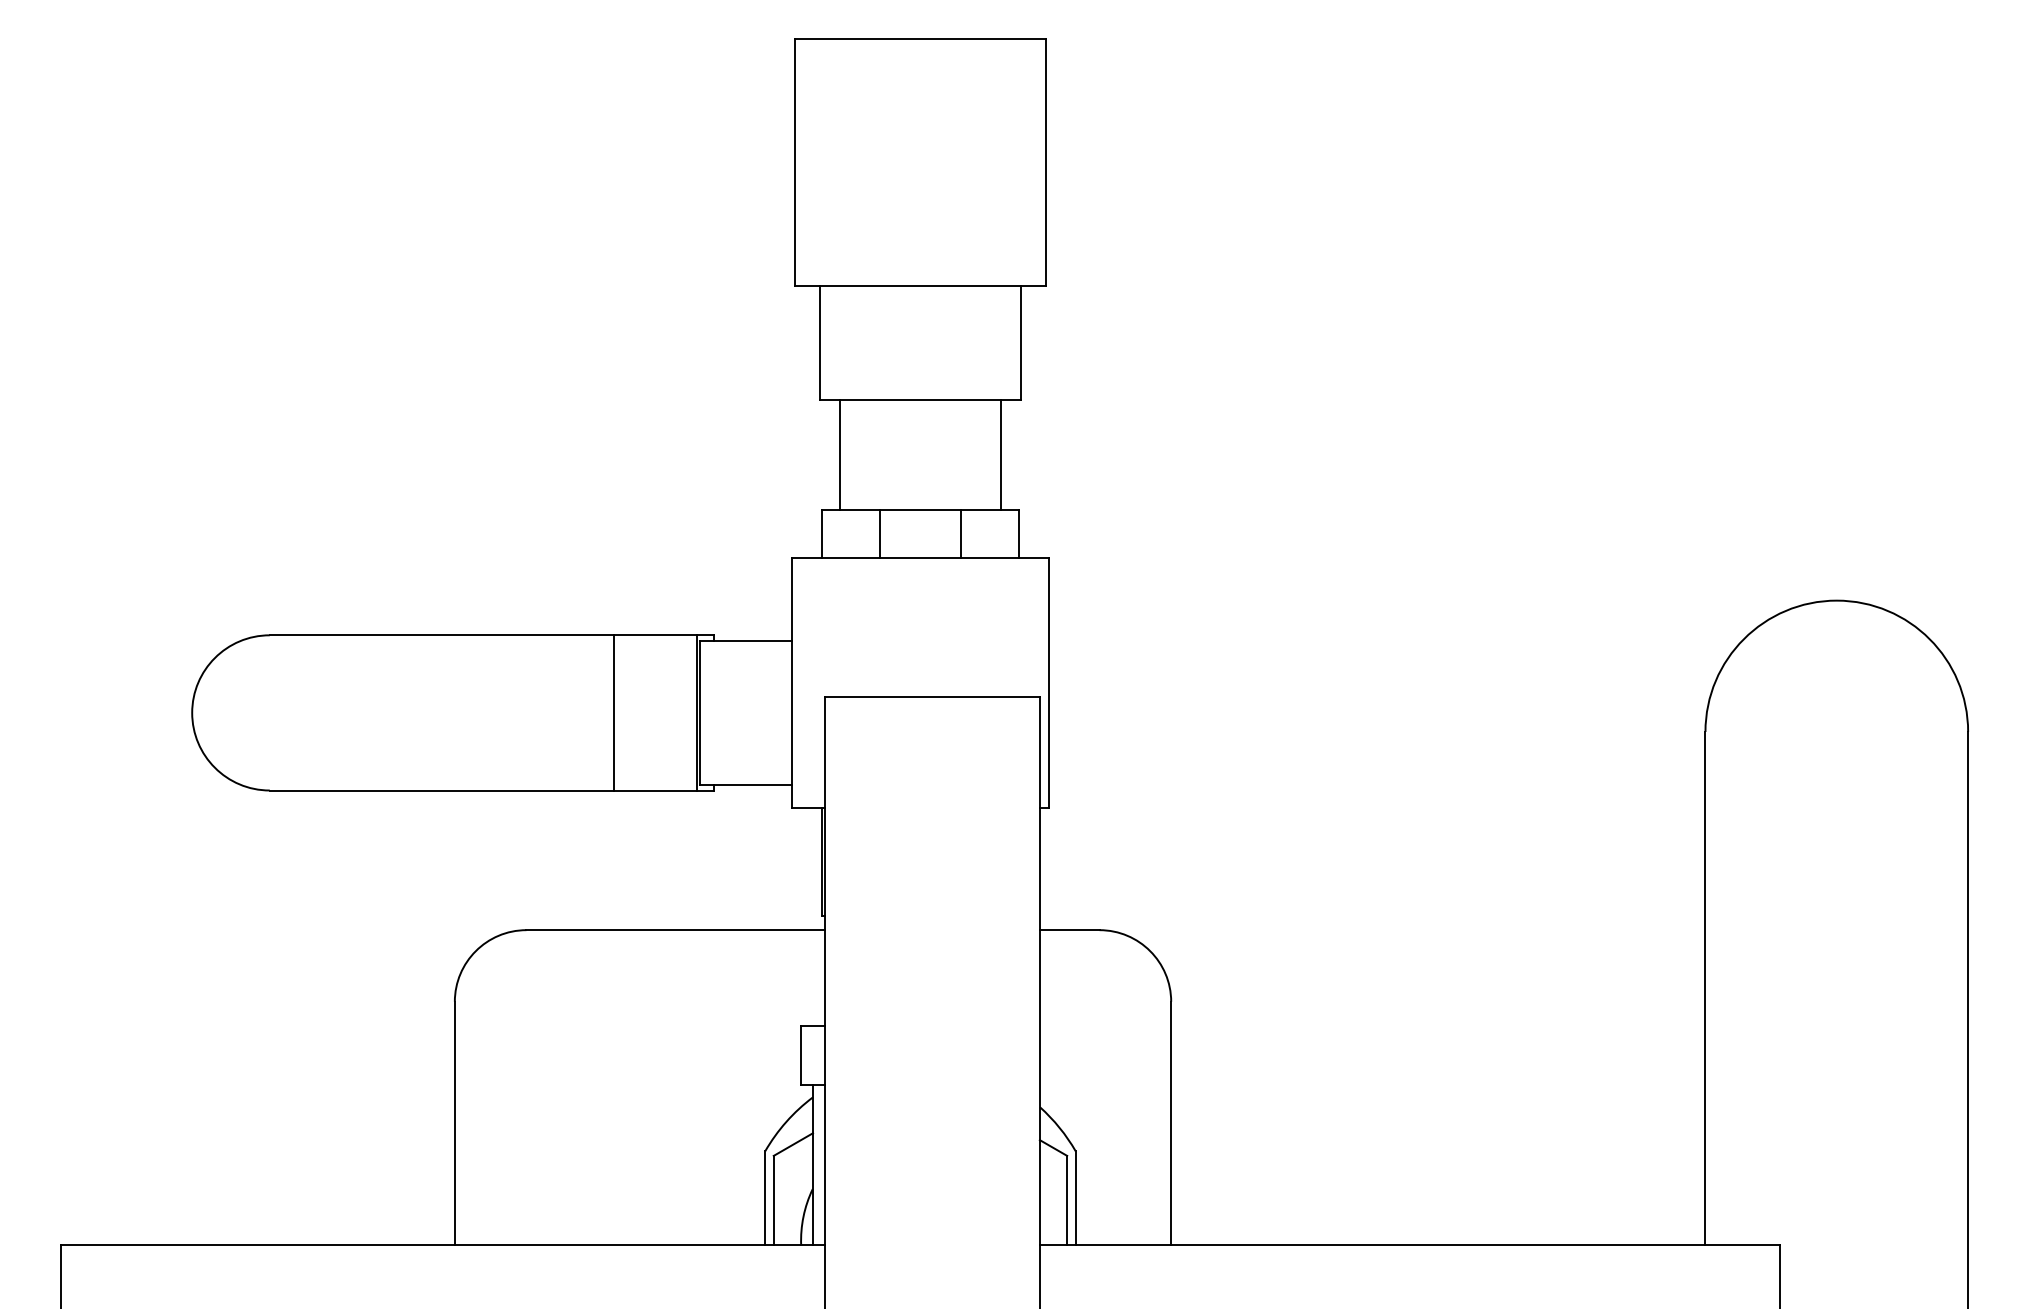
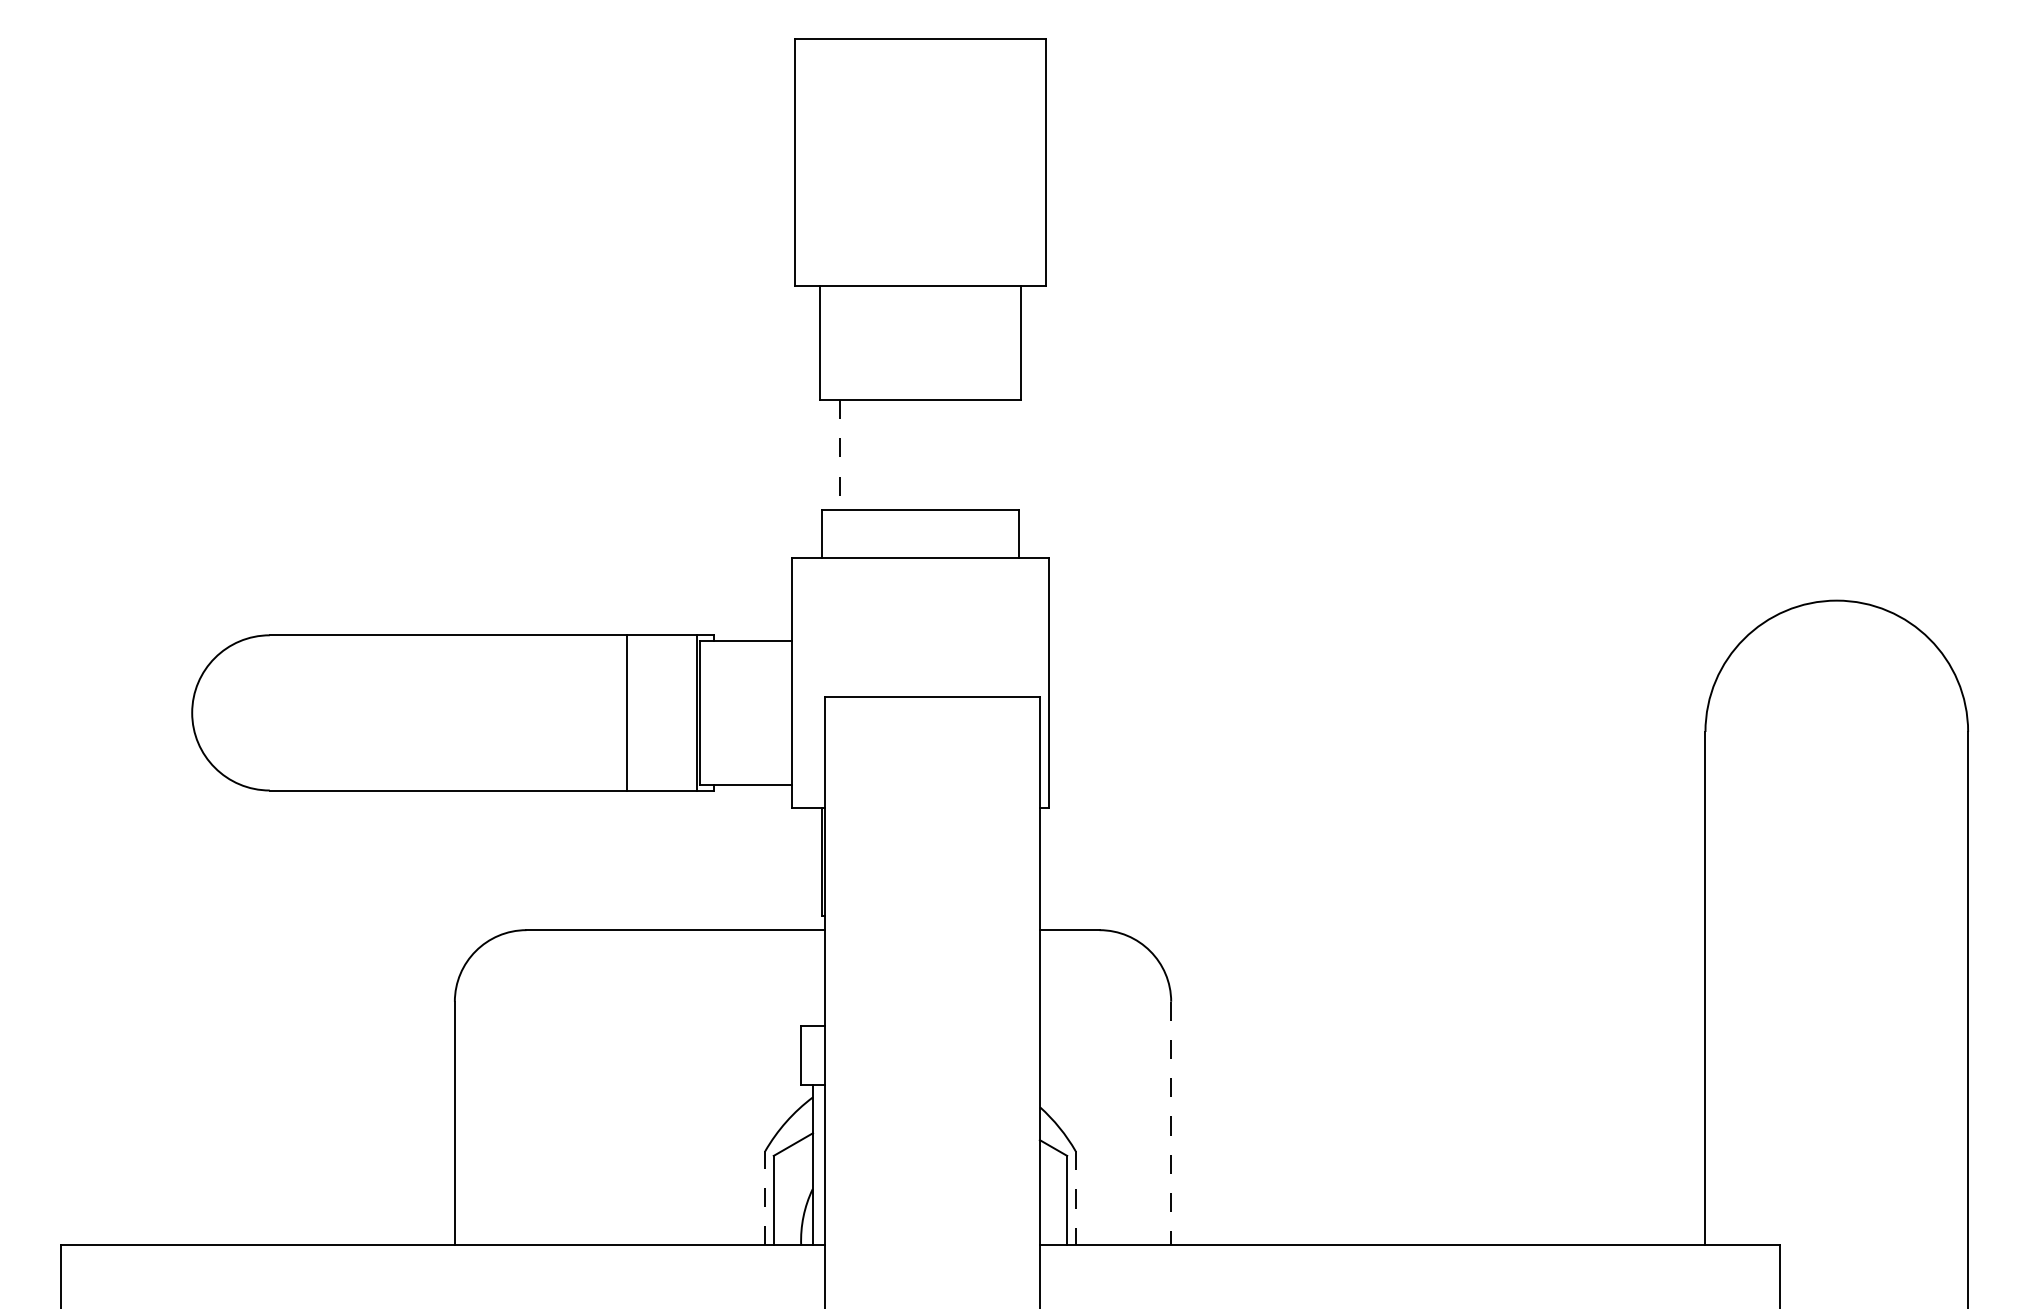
line: present -> none (1000, 454)
line: solid -> dashed (840, 455)
line: present -> none (879, 533)
line: present -> none (961, 533)
line position: (614, 712) -> (627, 712) (627, 712)
line: solid -> dashed (1171, 1123)
line: solid -> dashed (765, 1197)
line: solid -> dashed (1075, 1198)
